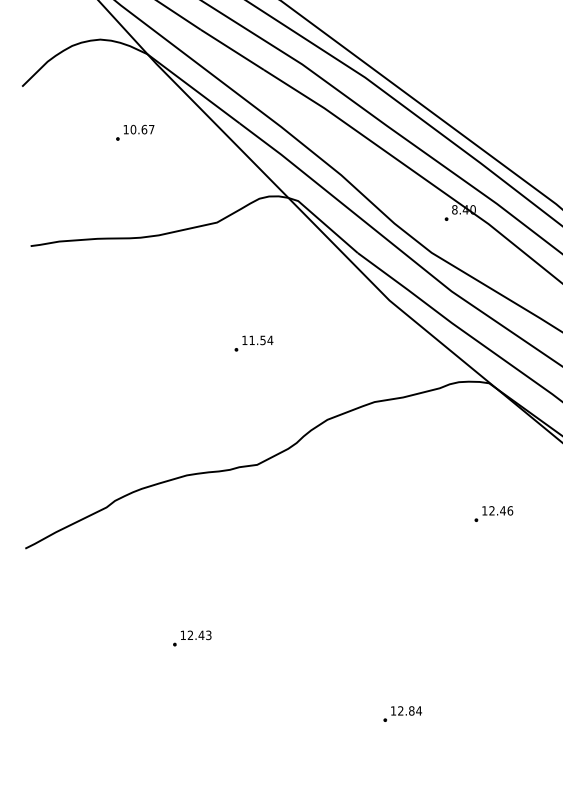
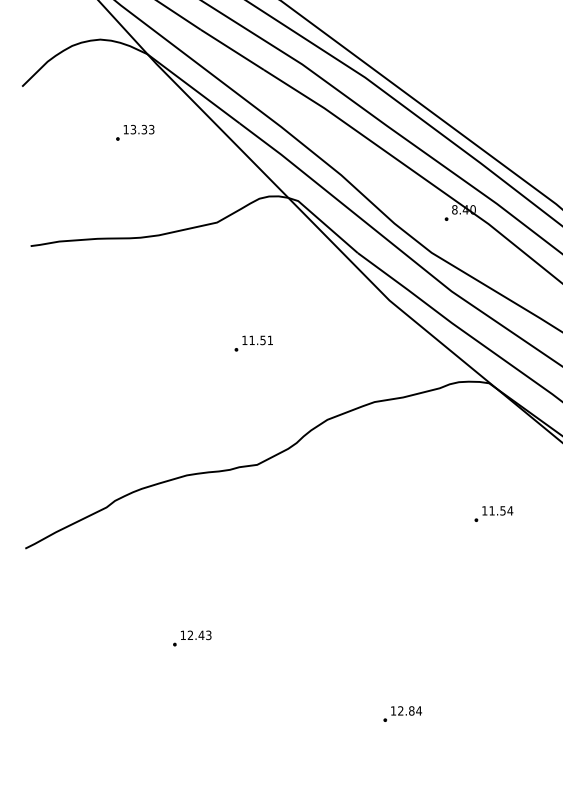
text: 10.67 -> 13.33 (142, 129)
text: 11.54 -> 11.51 (270, 339)
text: 12.46 -> 11.54 (501, 510)
